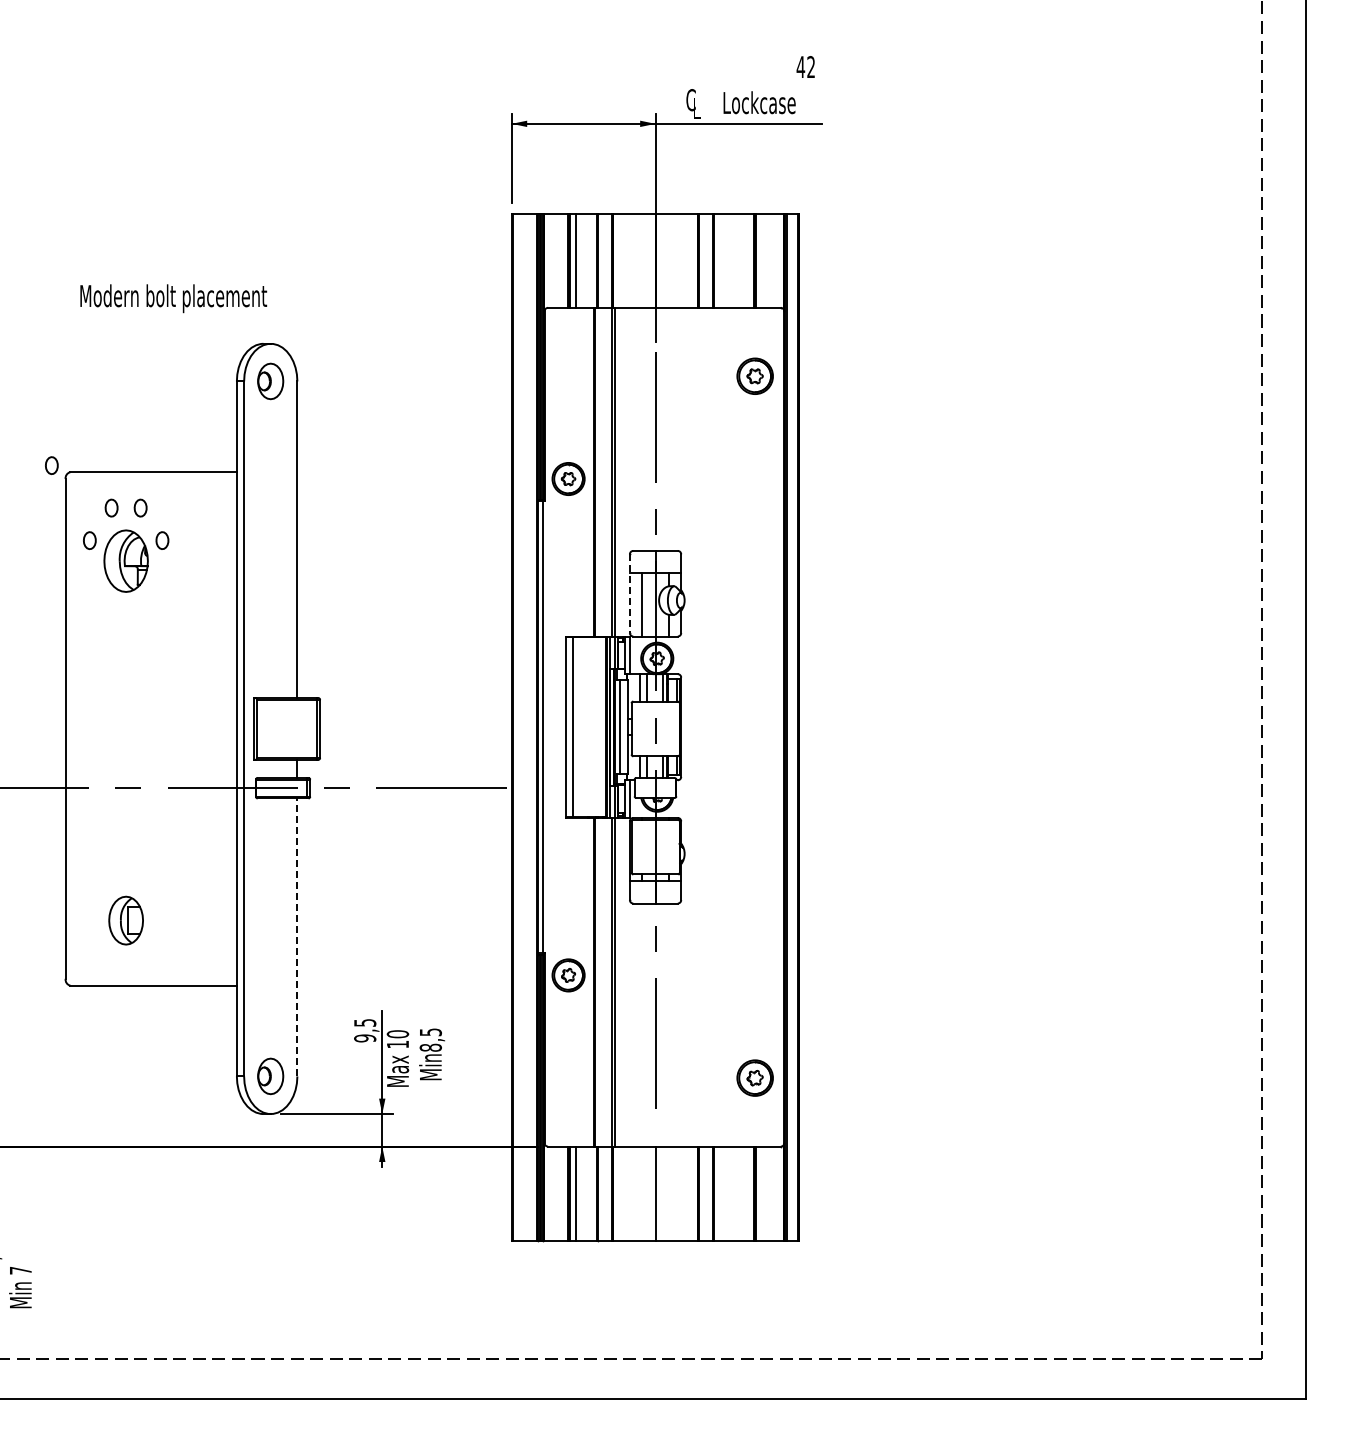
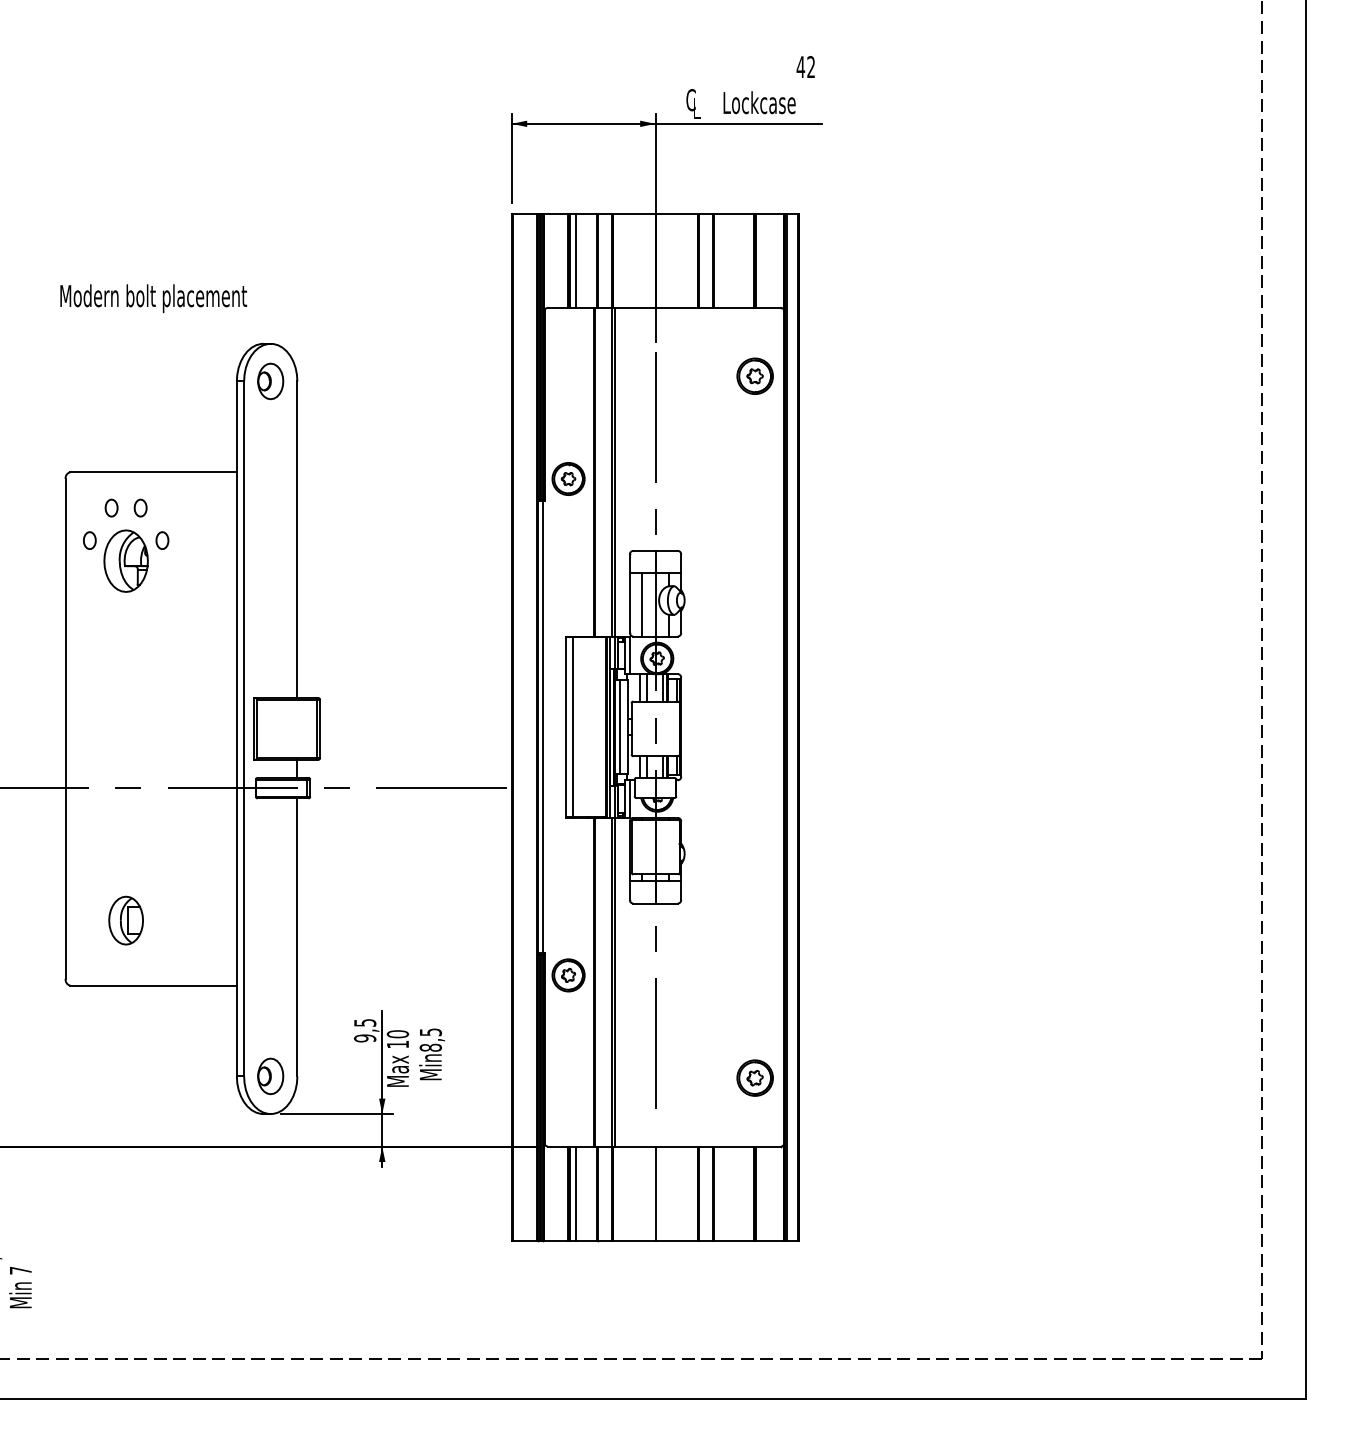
text position: (173, 298) -> (153, 298) (153, 298)
part: present -> none (51, 465)
line: dashed -> solid (629, 594)
line: dashed -> solid (297, 937)
